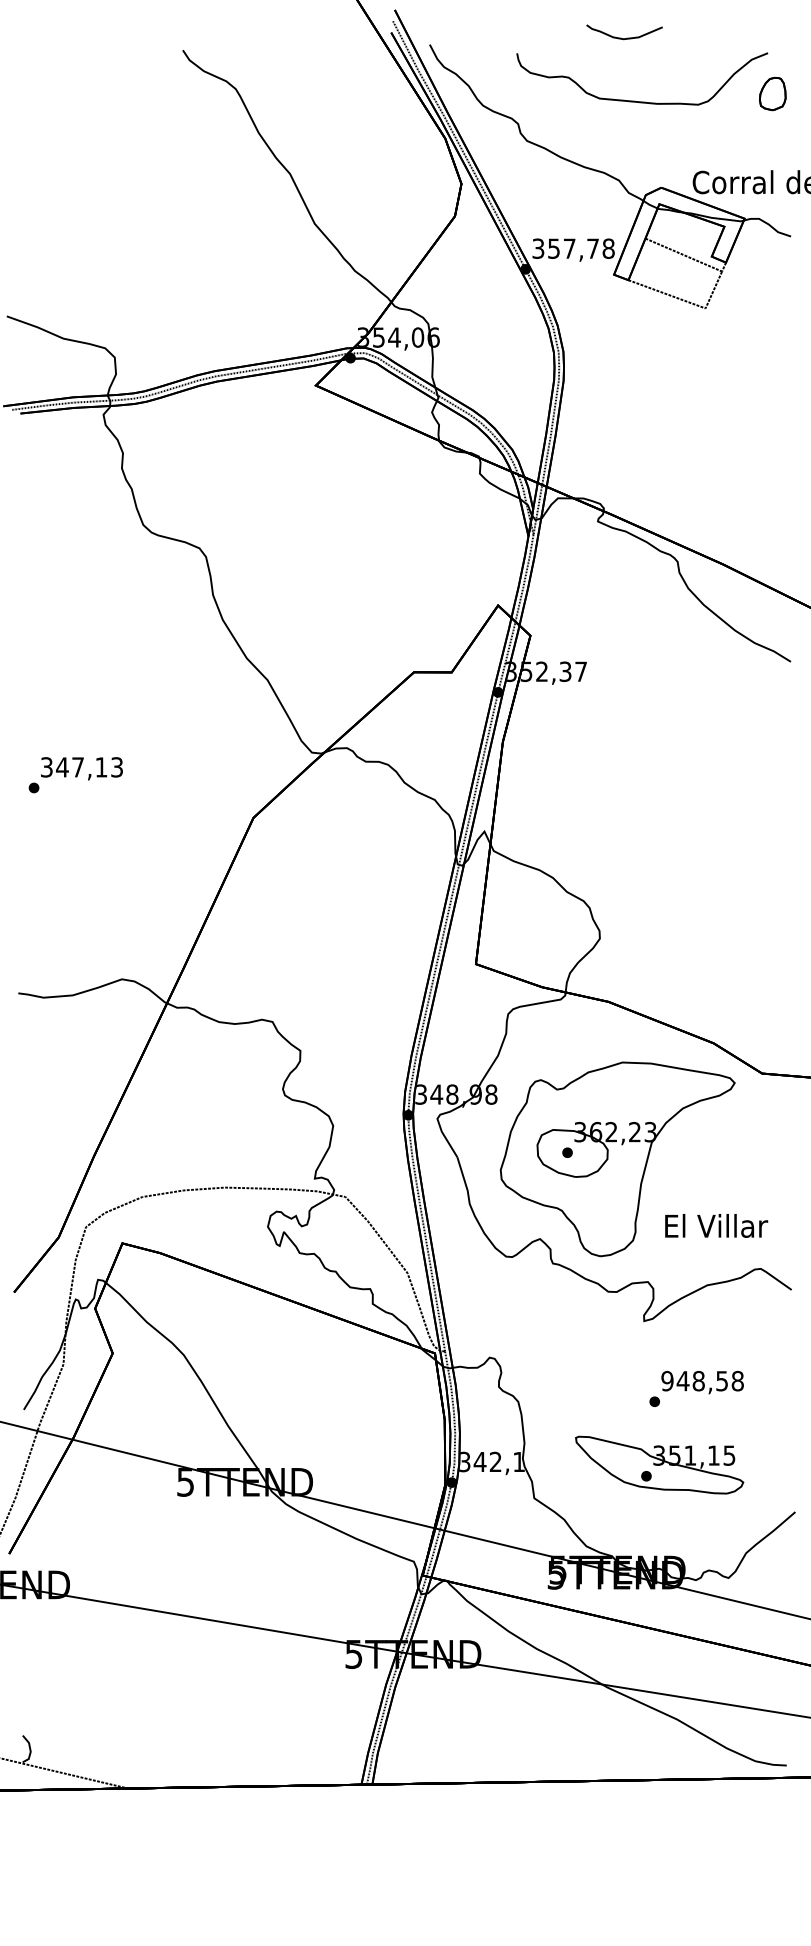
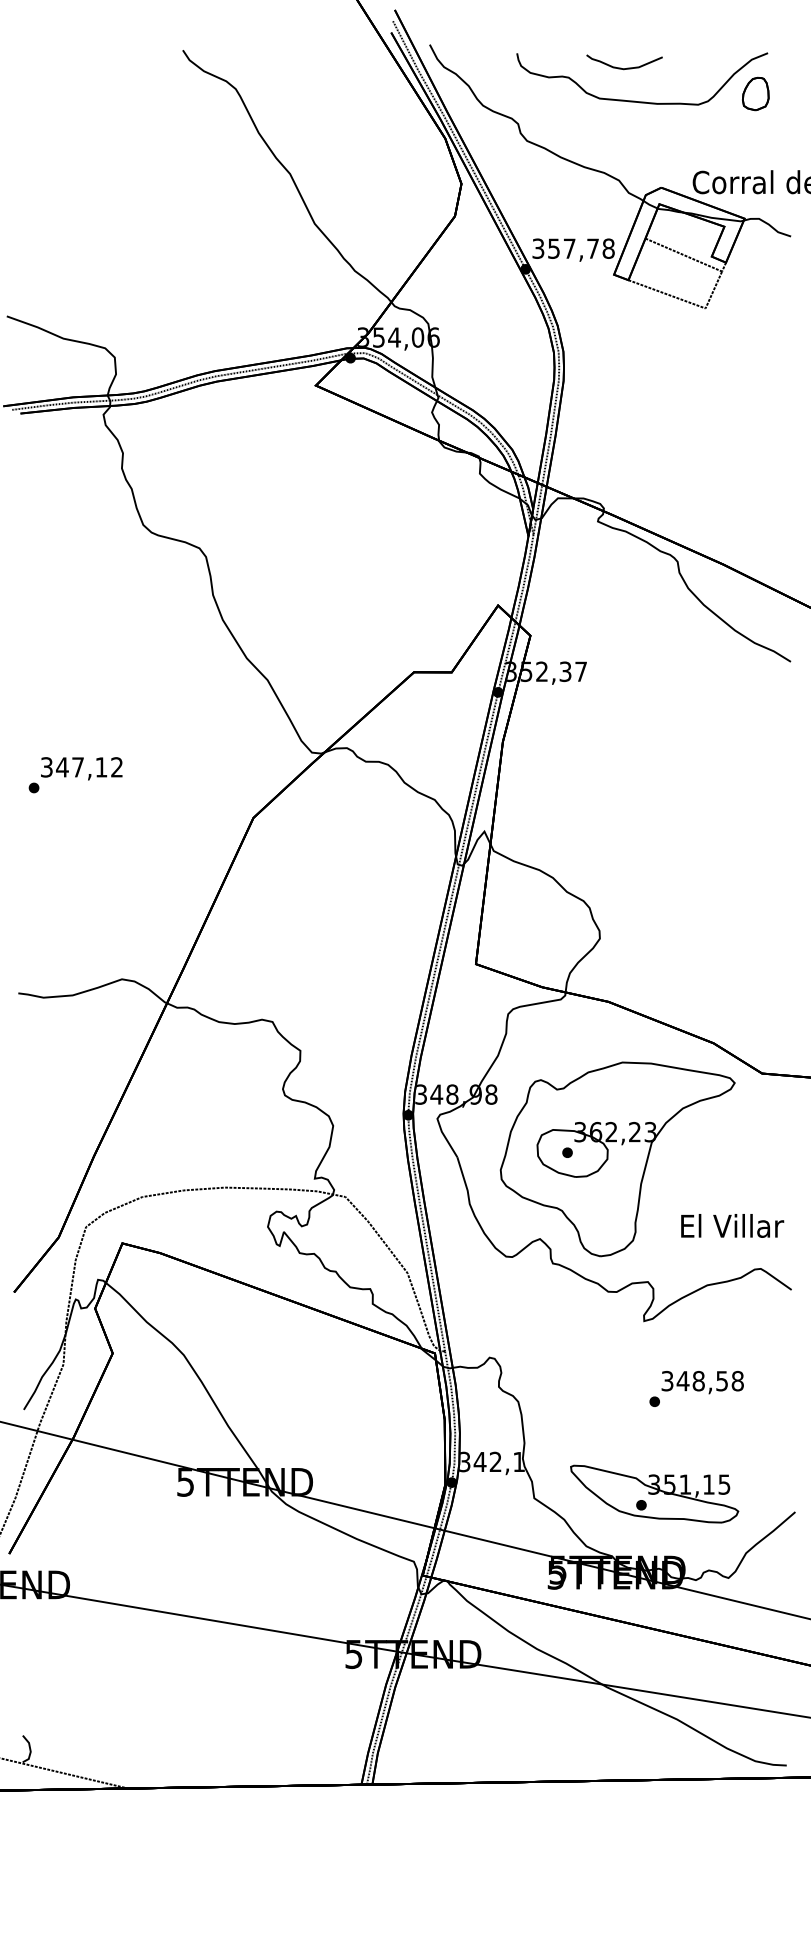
curve position: (621, 37) -> (621, 67) (621, 67)
part position: (772, 93) -> (755, 93) (755, 93)
text: 347,13 -> 347,12 (116, 767)
text position: (716, 1225) -> (732, 1225) (732, 1225)
text: 948,58 -> 348,58 (667, 1381)
part position: (659, 1464) -> (654, 1493) (654, 1493)
